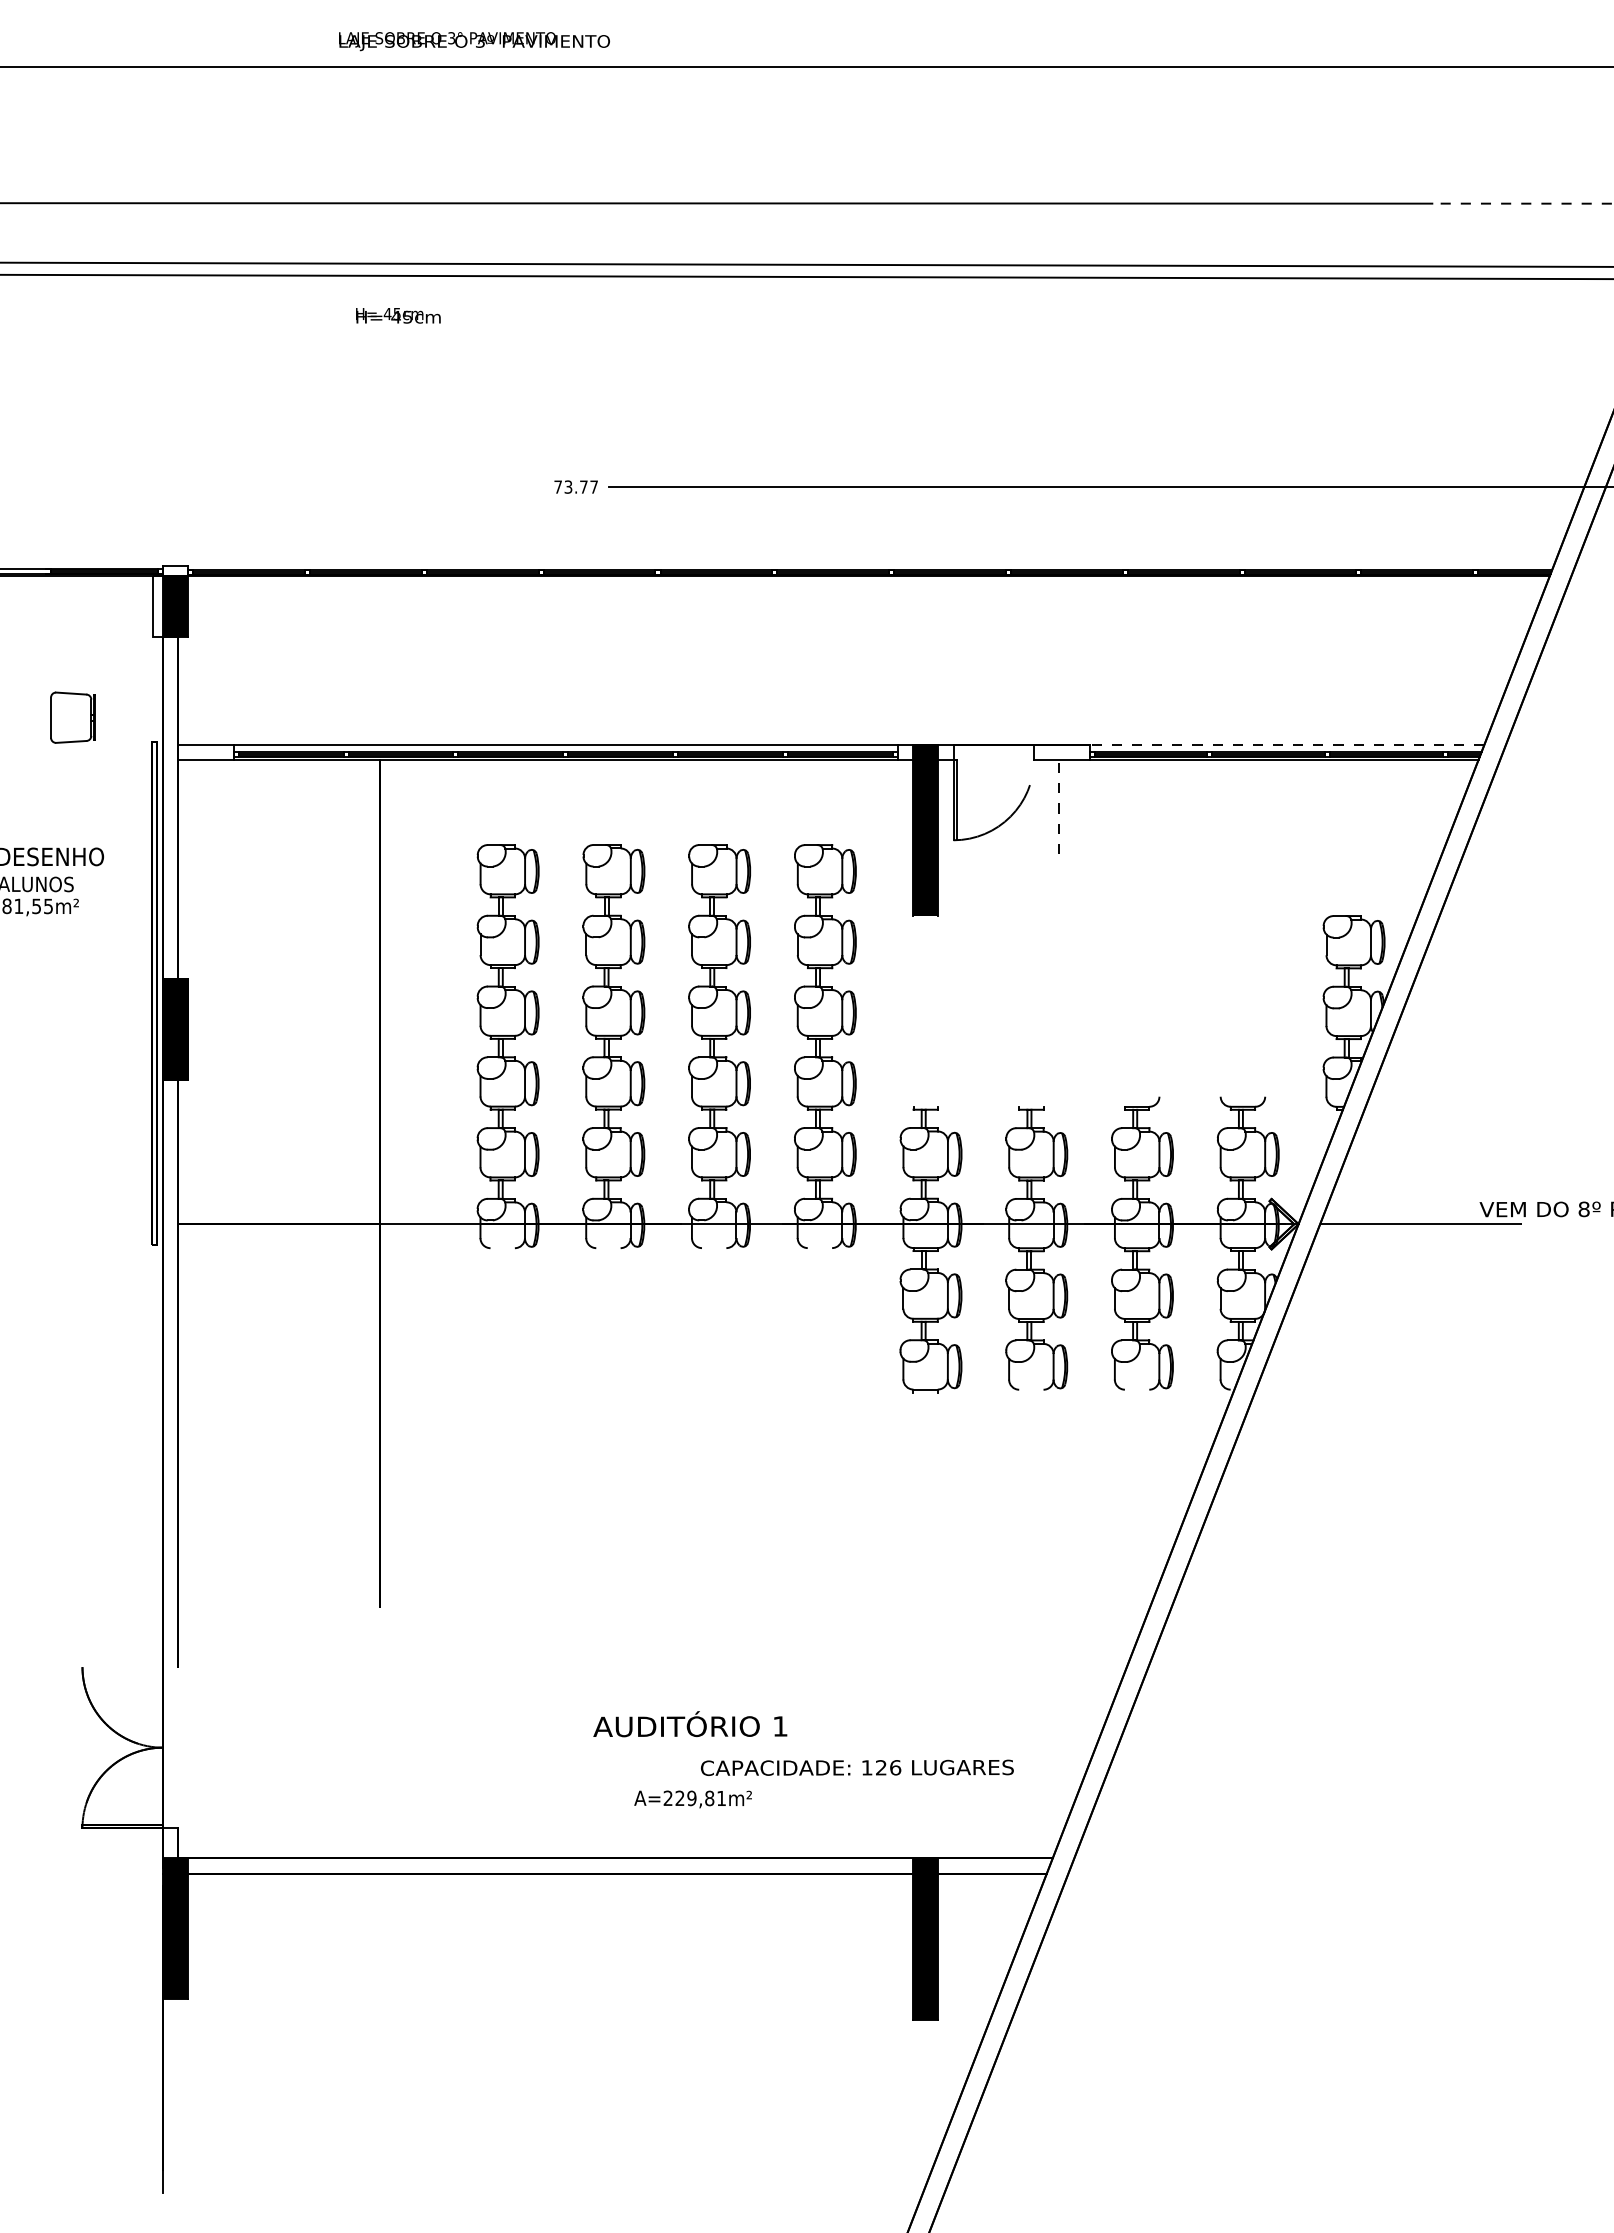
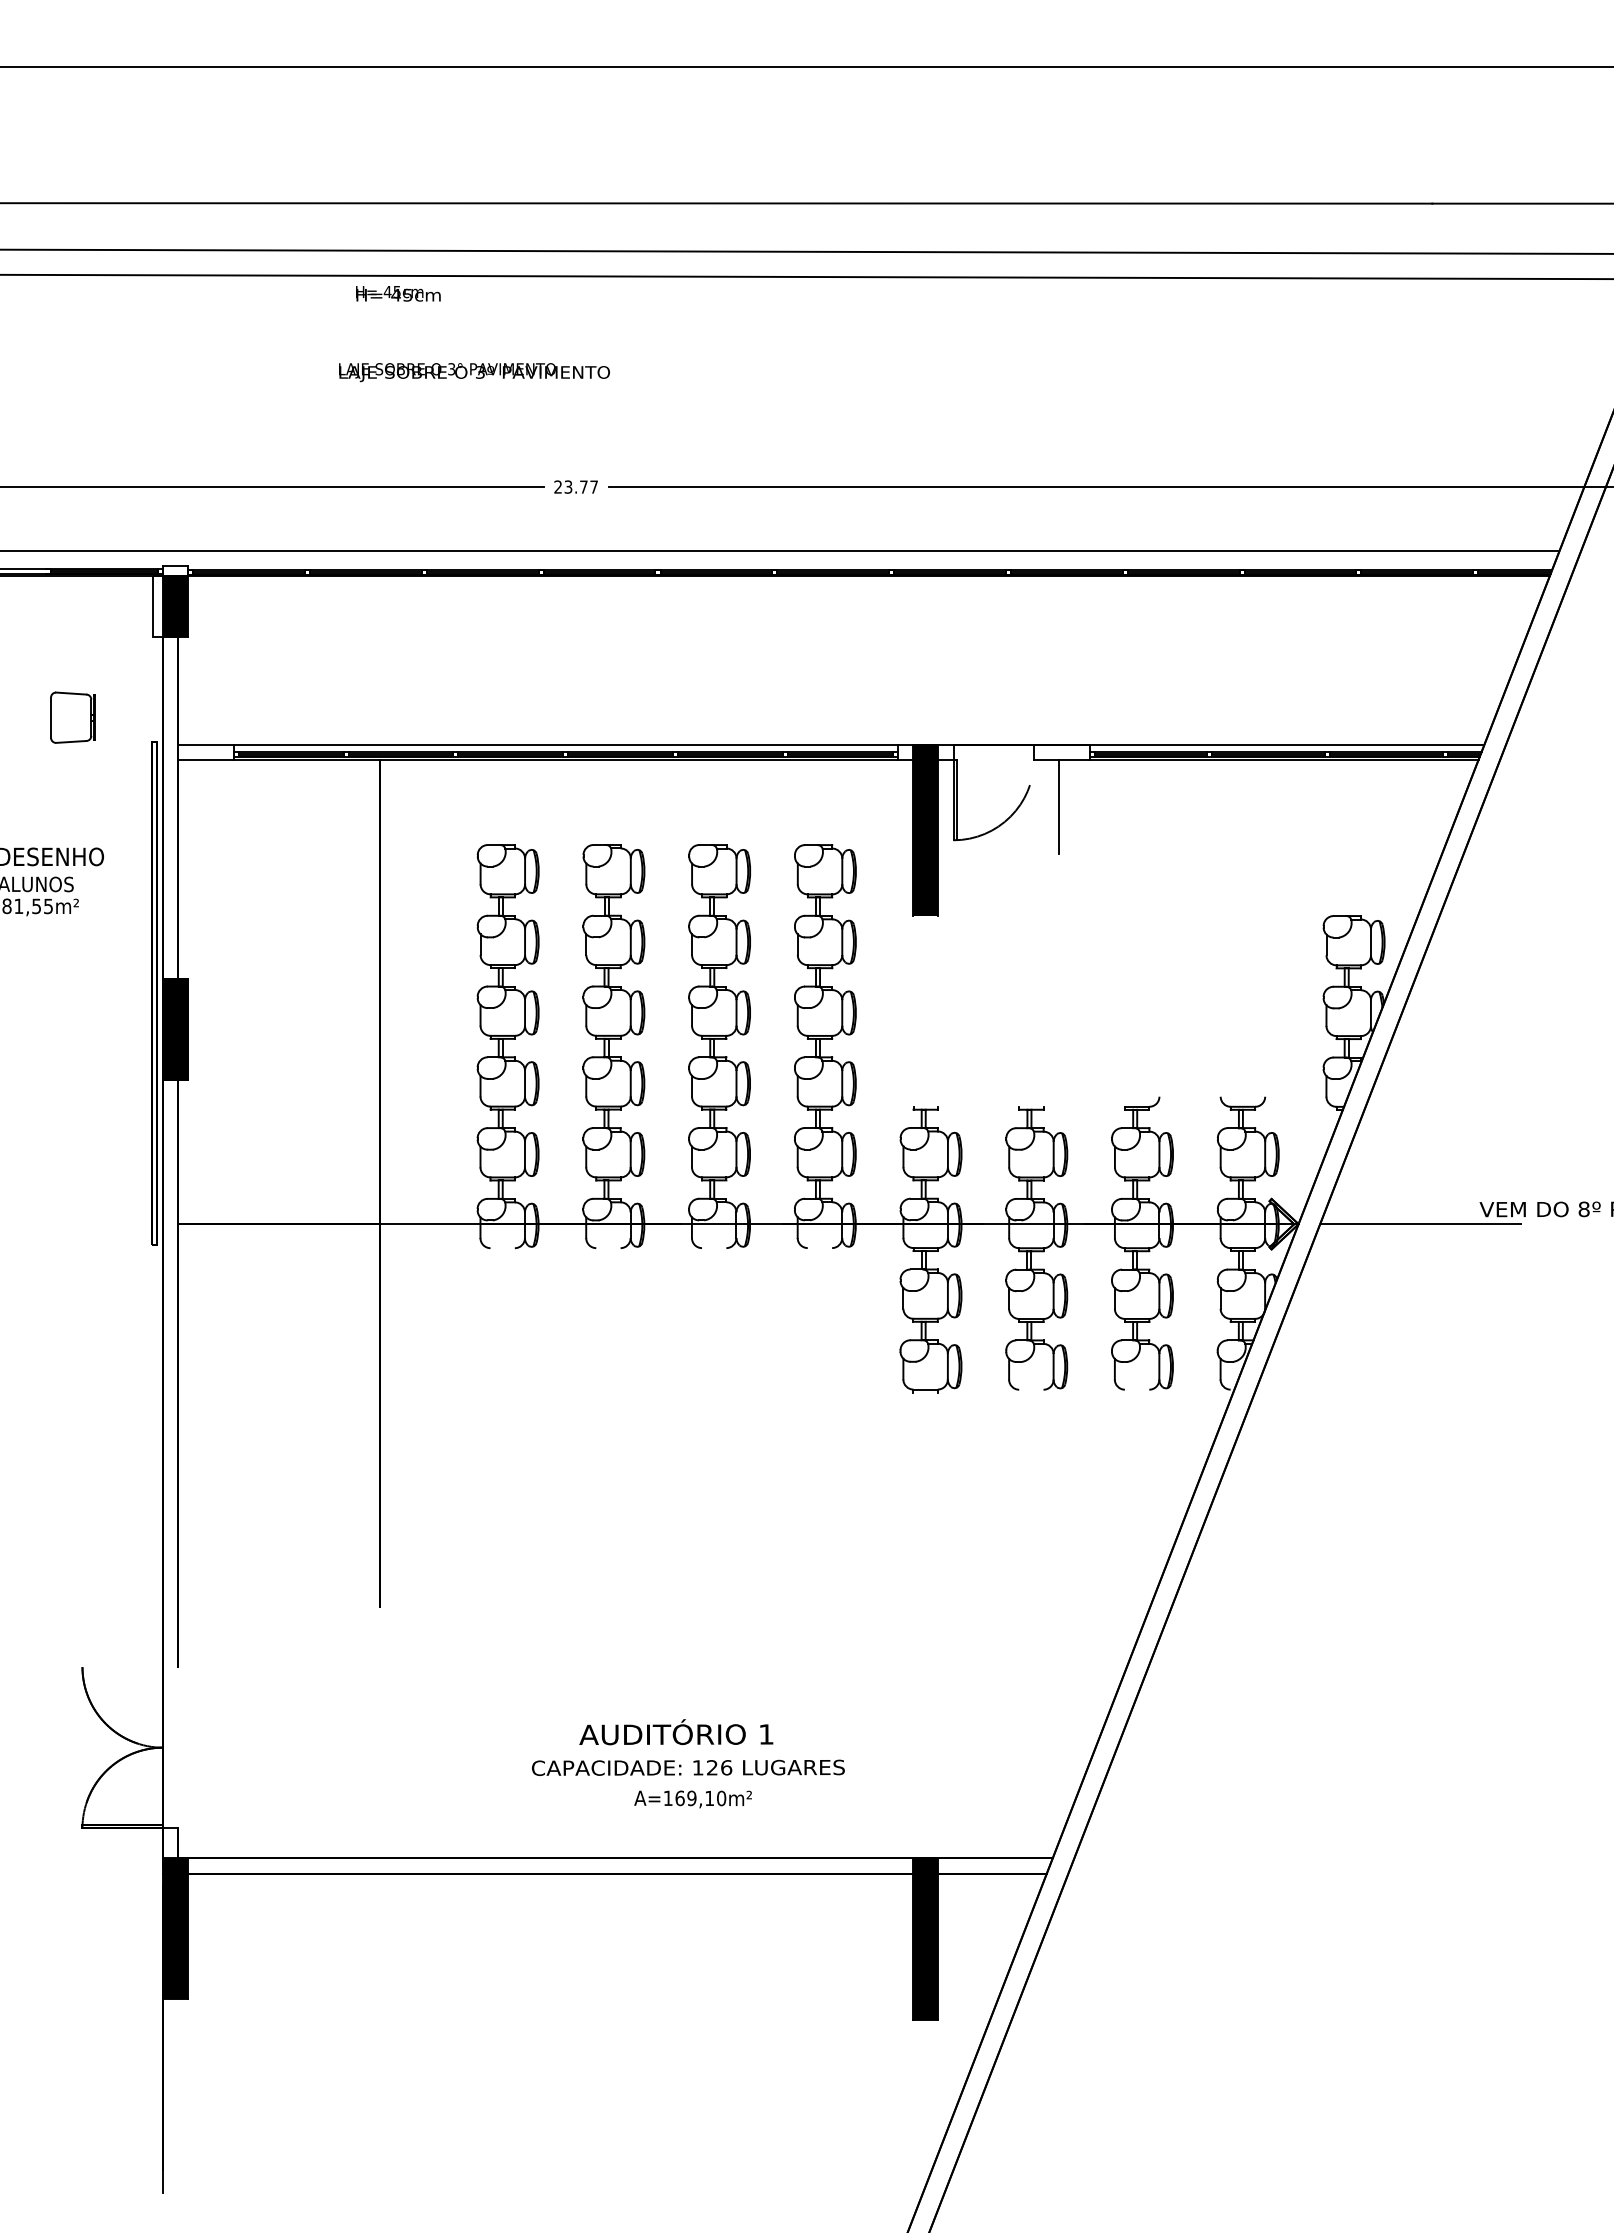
text position: (474, 41) -> (474, 372) (474, 372)
line: dashed -> solid (1522, 203)
line position: (806, 264) -> (806, 251) (806, 251)
text position: (398, 315) -> (398, 293) (398, 293)
text: 73.77 -> 23.77 (557, 486)
line: none -> present (273, 487)
line: none -> present (780, 551)
line: dashed -> solid (1286, 744)
line: dashed -> solid (1059, 806)
text position: (690, 1724) -> (676, 1732) (676, 1732)
text position: (857, 1767) -> (688, 1767) (688, 1767)
text: A=229,81m² -> A=169,10m² (694, 1798)
